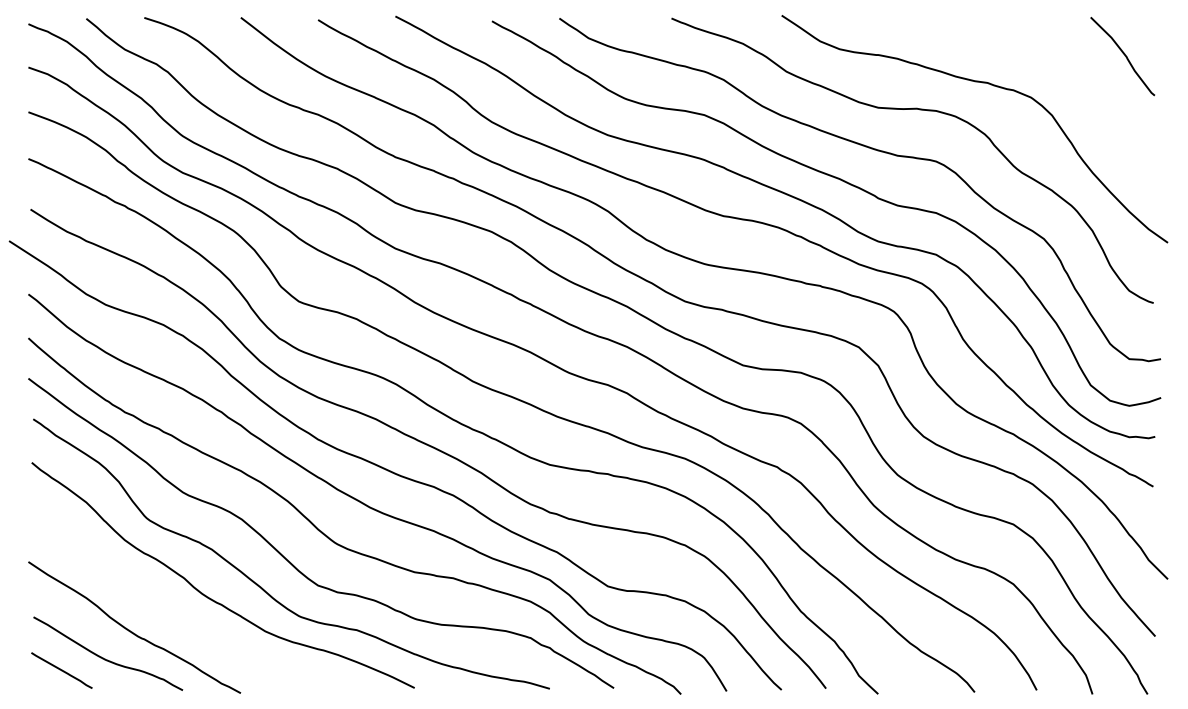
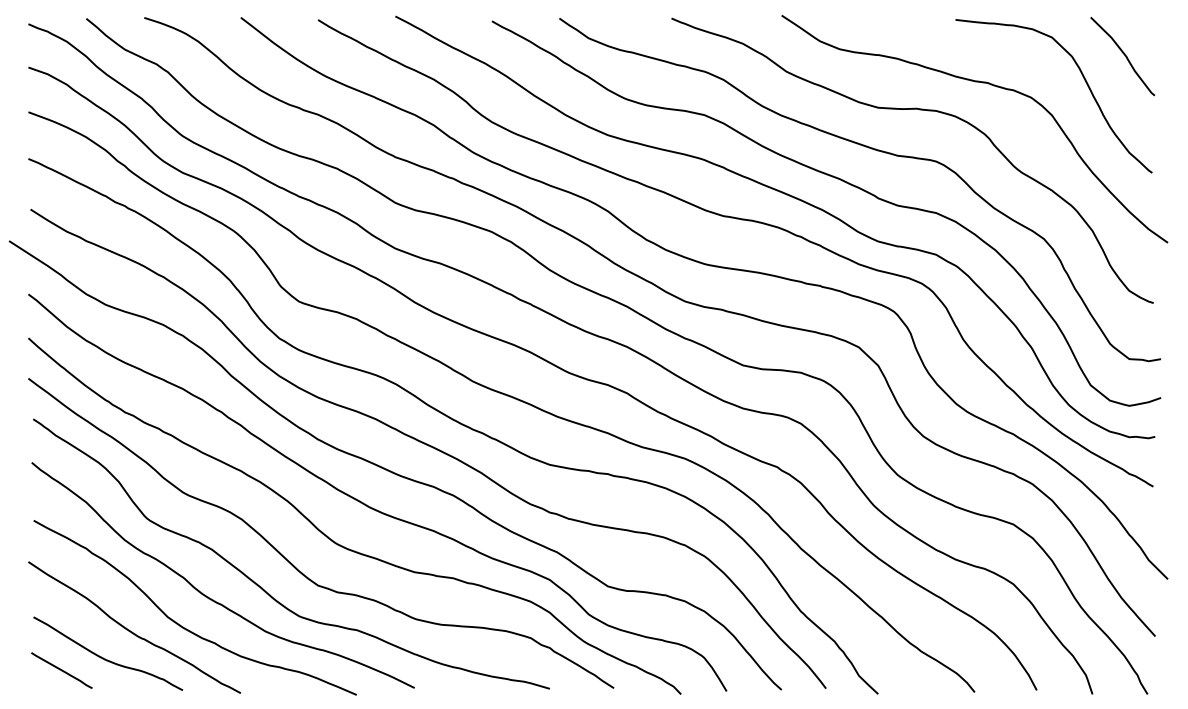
curve: none -> present (1084, 80)
curve: none -> present (183, 626)
